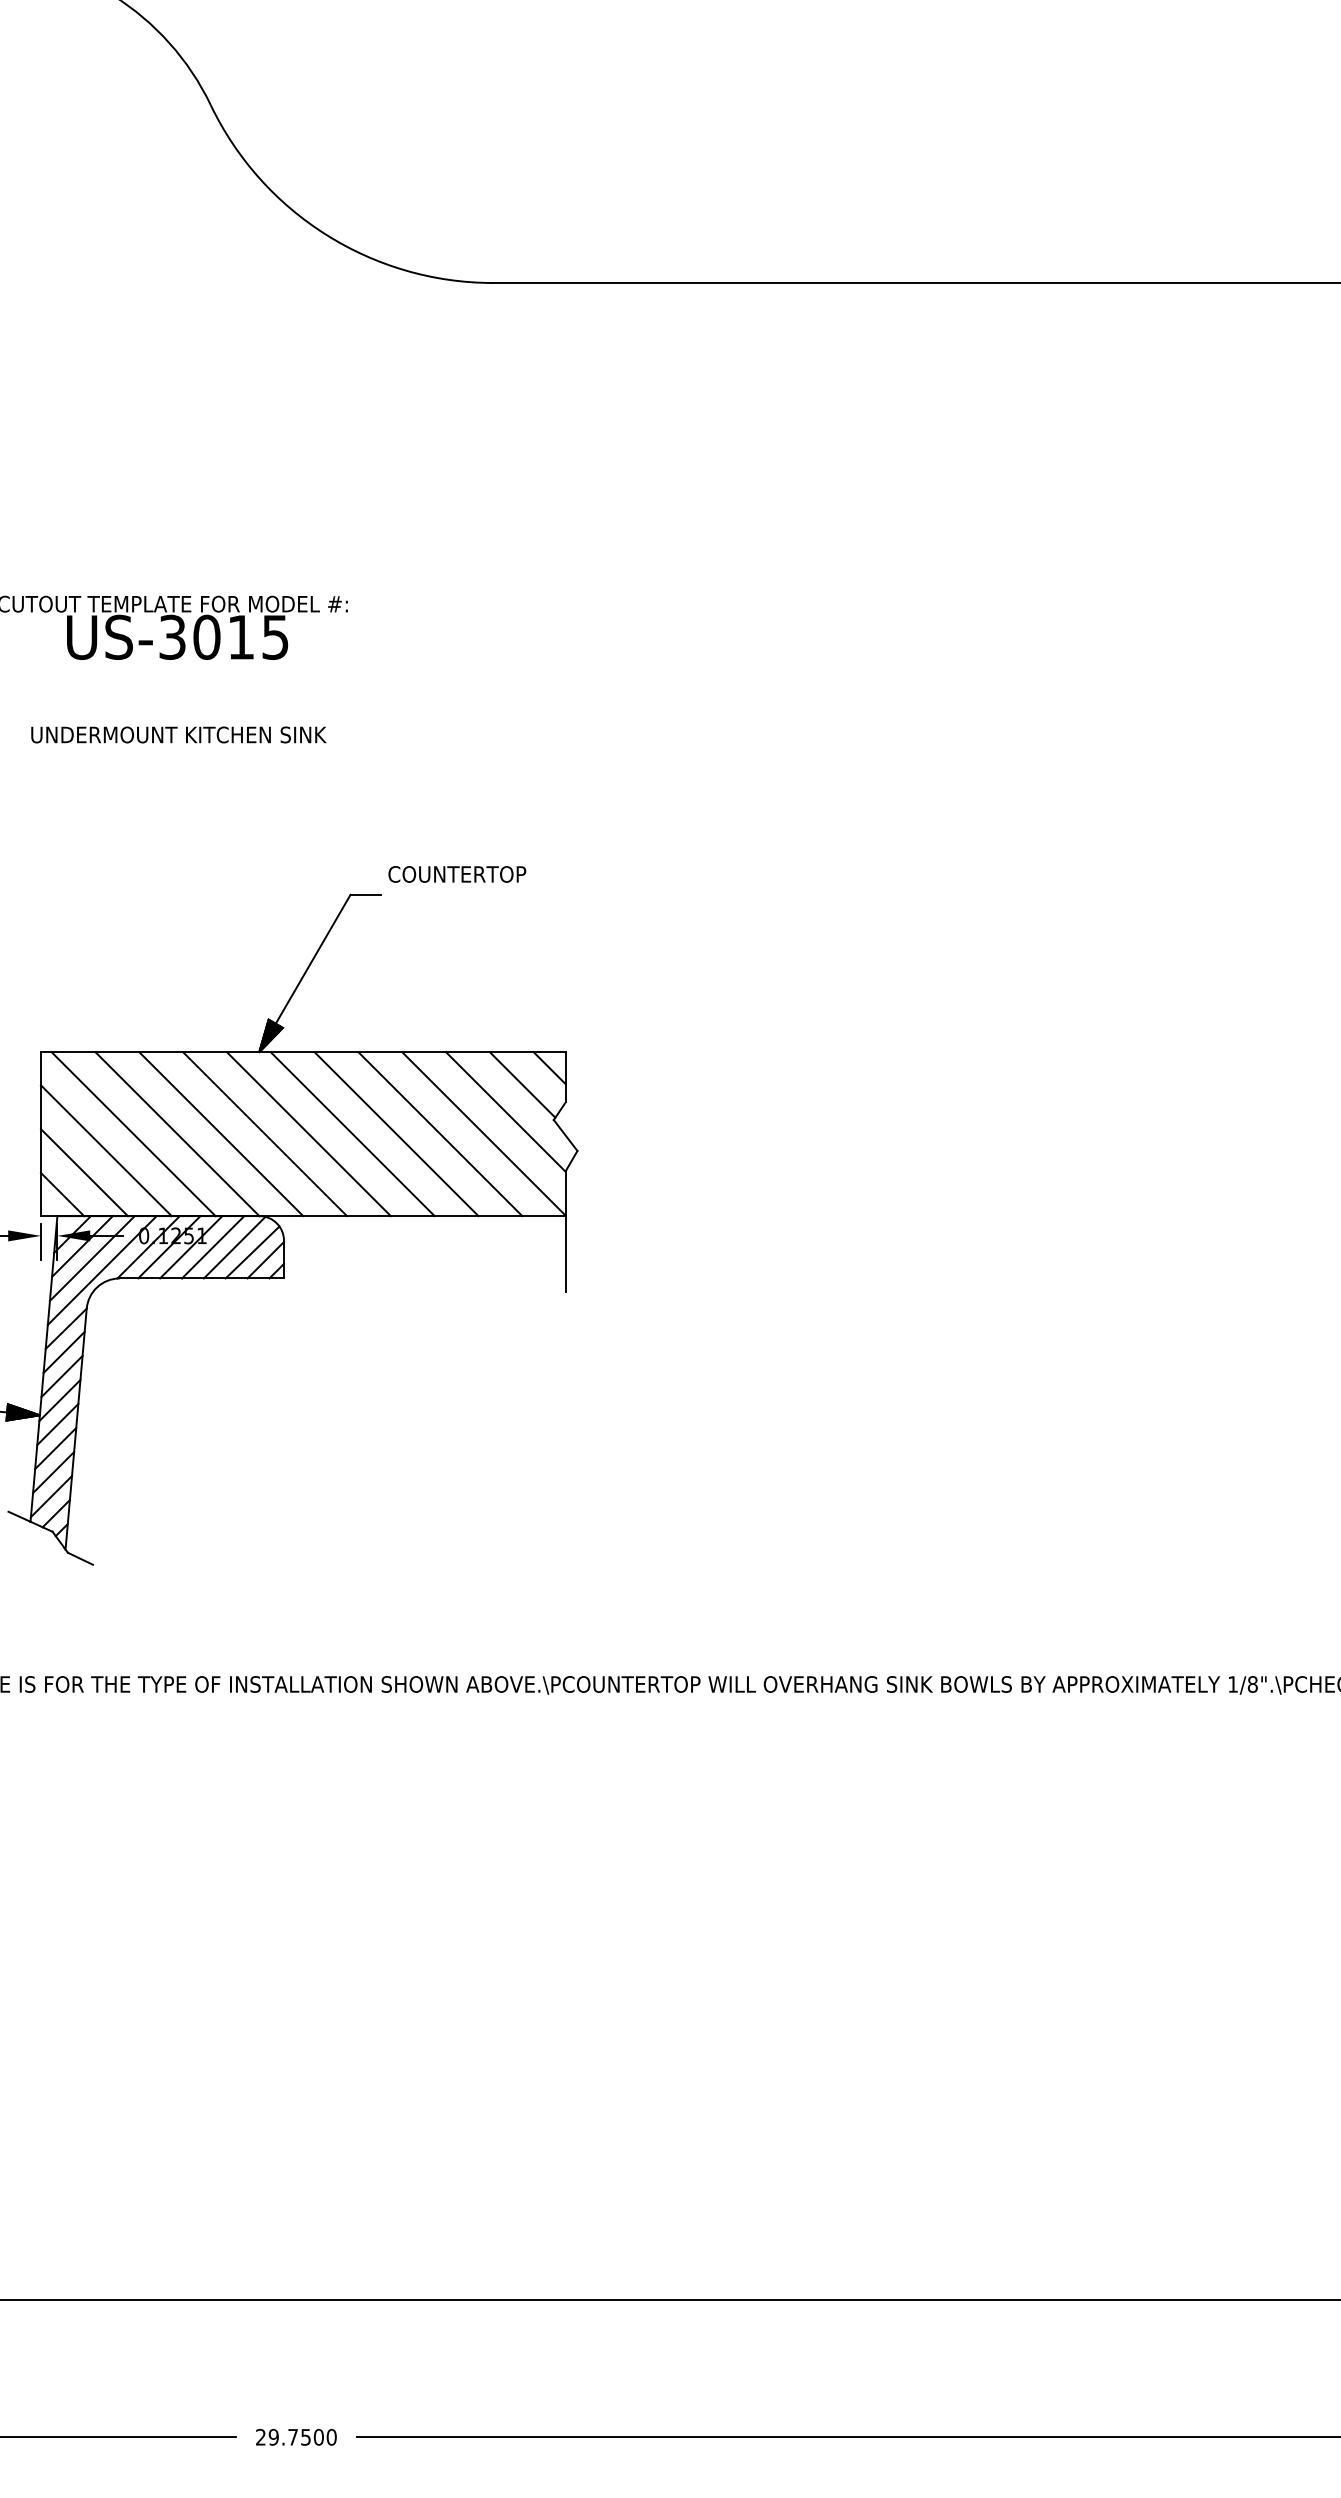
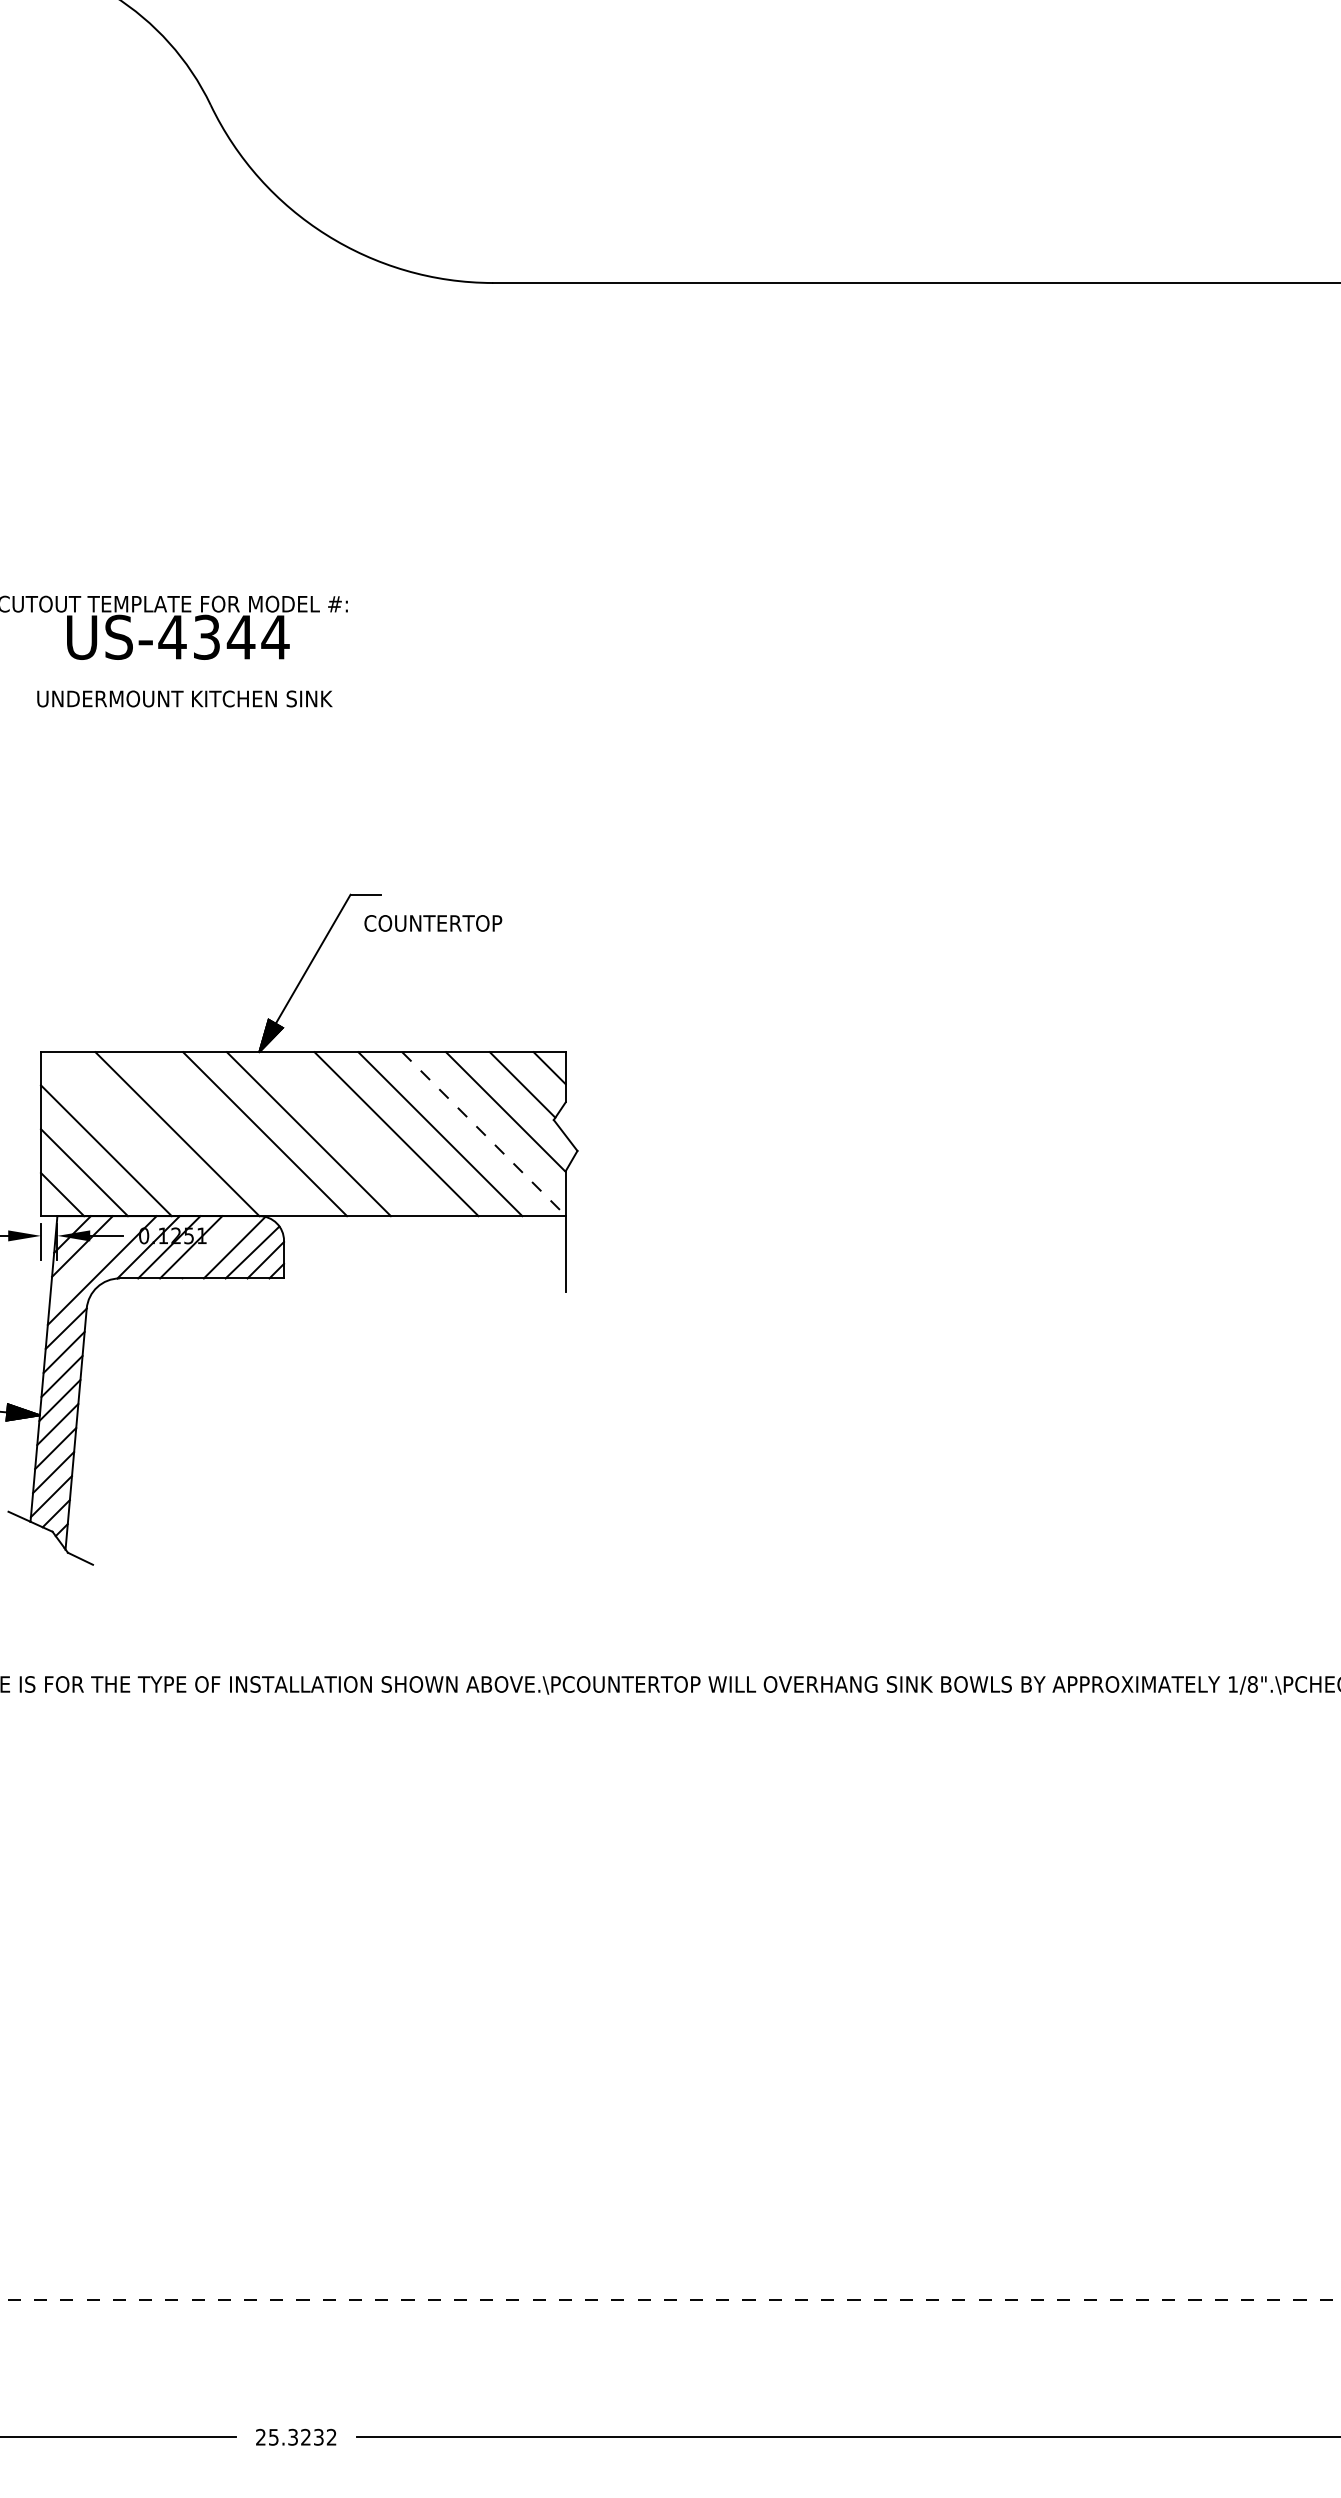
text: US-3015 -> US-4344 (223, 636)
text position: (178, 734) -> (184, 698) (184, 698)
text position: (457, 874) -> (433, 923) (433, 923)
line: solid -> dashed (483, 1133)
line: present -> none (133, 1134)
line: present -> none (221, 1134)
line: present -> none (352, 1134)
line: present -> none (212, 1247)
line: present -> none (91, 1258)
line: solid -> dashed (670, 2299)
text: 29.7500 -> 25.3232 (302, 2436)
